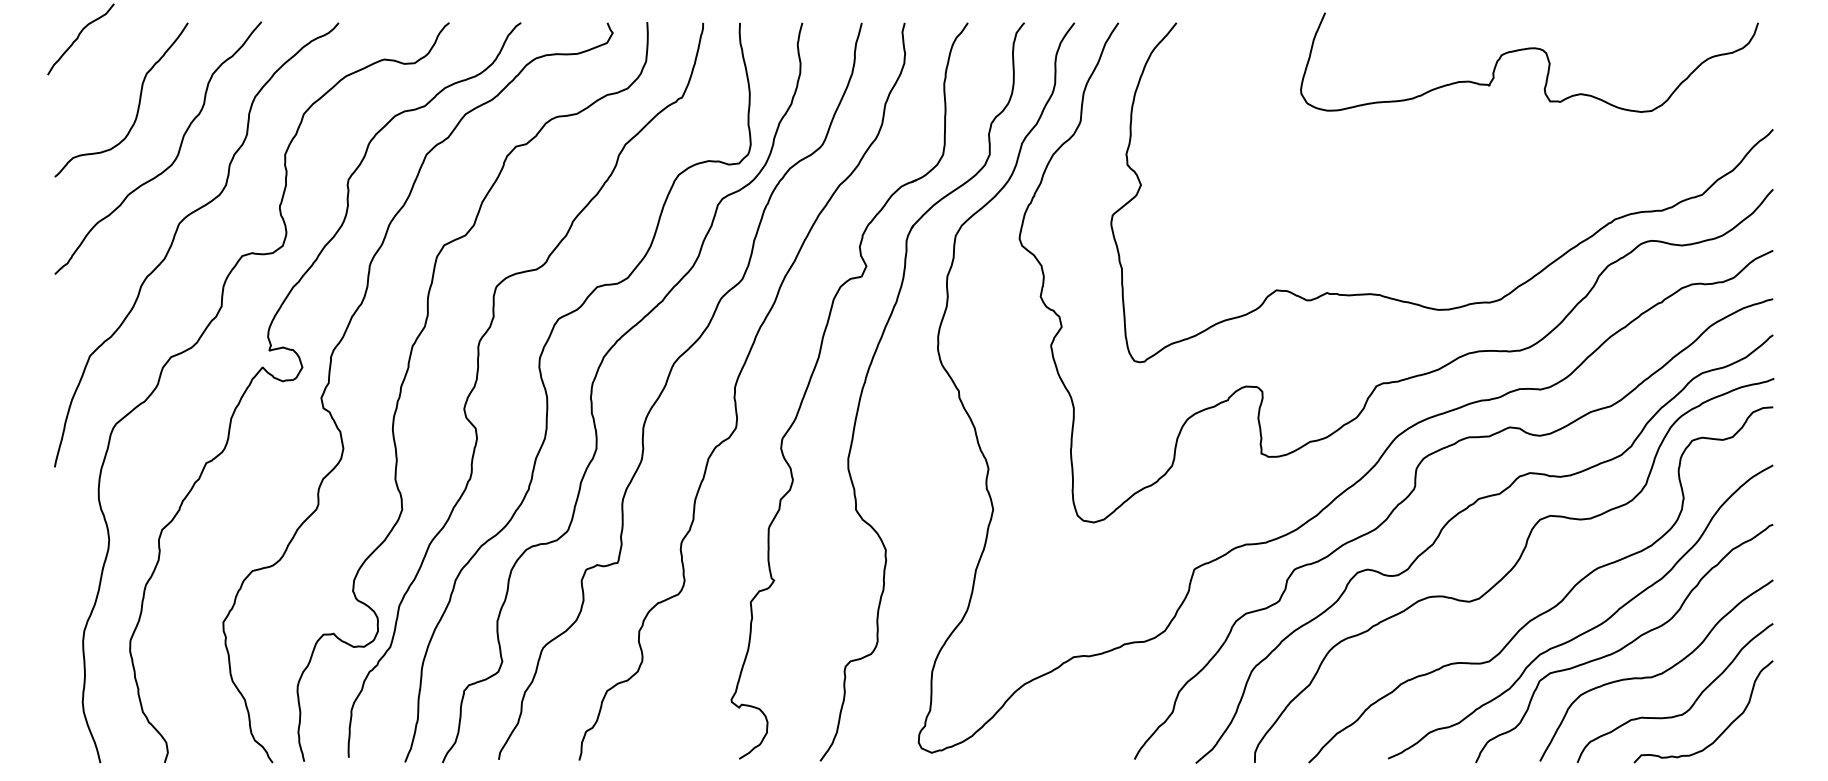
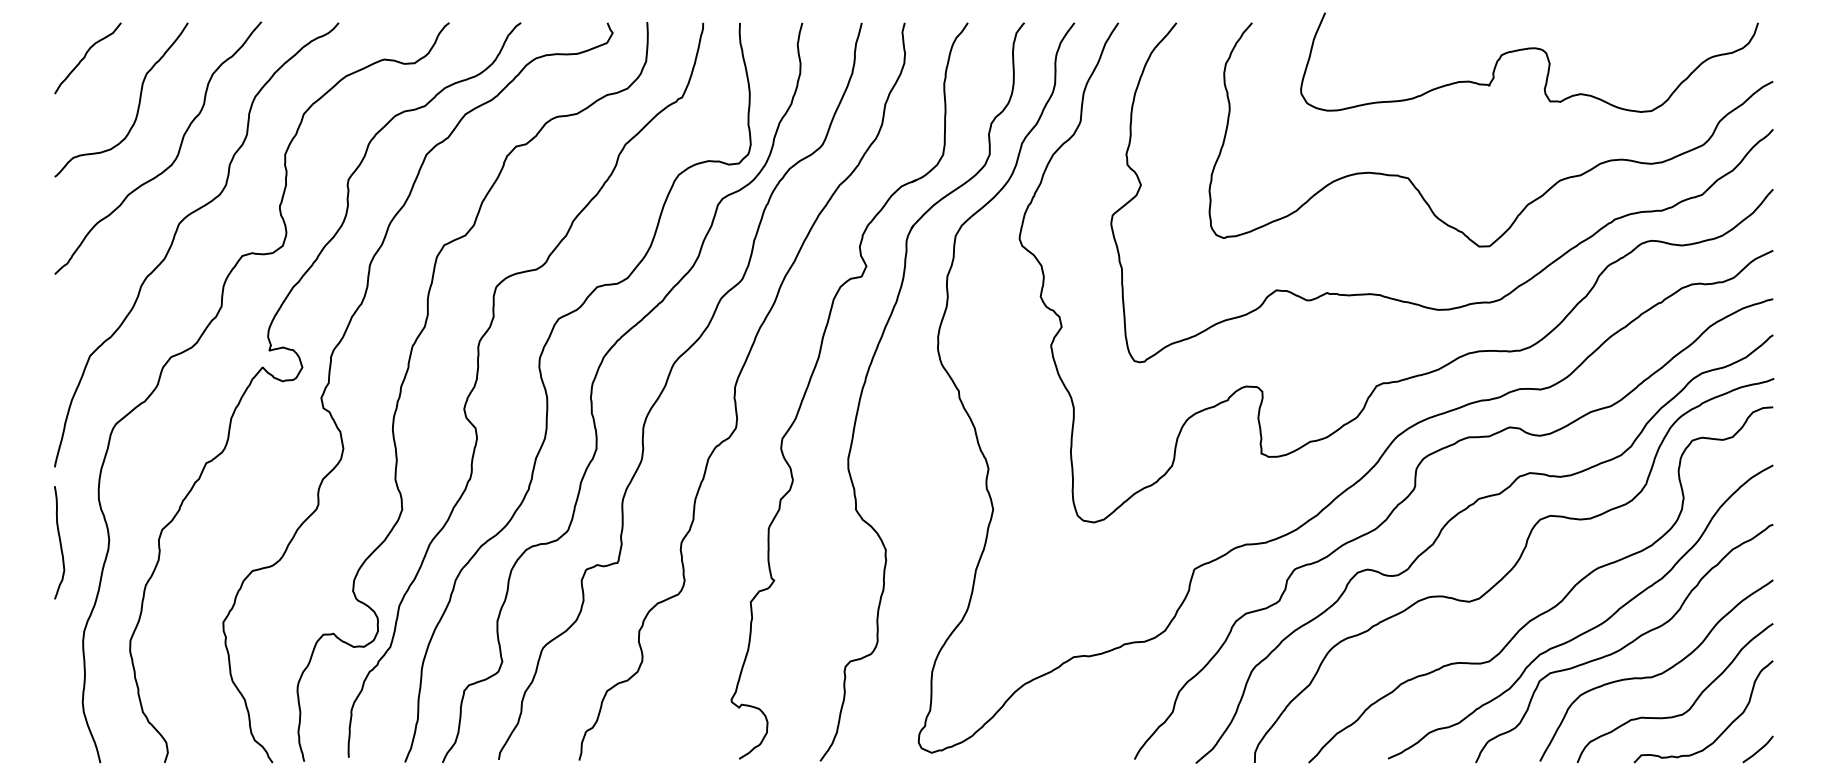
curve position: (78, 38) -> (85, 57) (85, 57)
curve: none -> present (1532, 200)
curve: none -> present (59, 542)
curve: none -> present (1758, 749)
